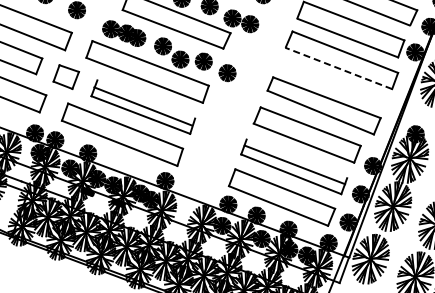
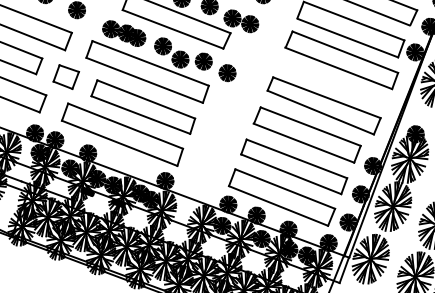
line: dashed -> solid (338, 68)
line position: (143, 106) -> (146, 99) (146, 99)
line position: (294, 164) -> (296, 158) (296, 158)
